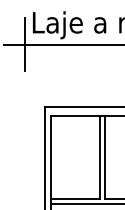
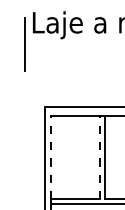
line: present -> none (62, 44)
line: solid -> dashed (51, 157)
line: solid -> dashed (100, 157)
